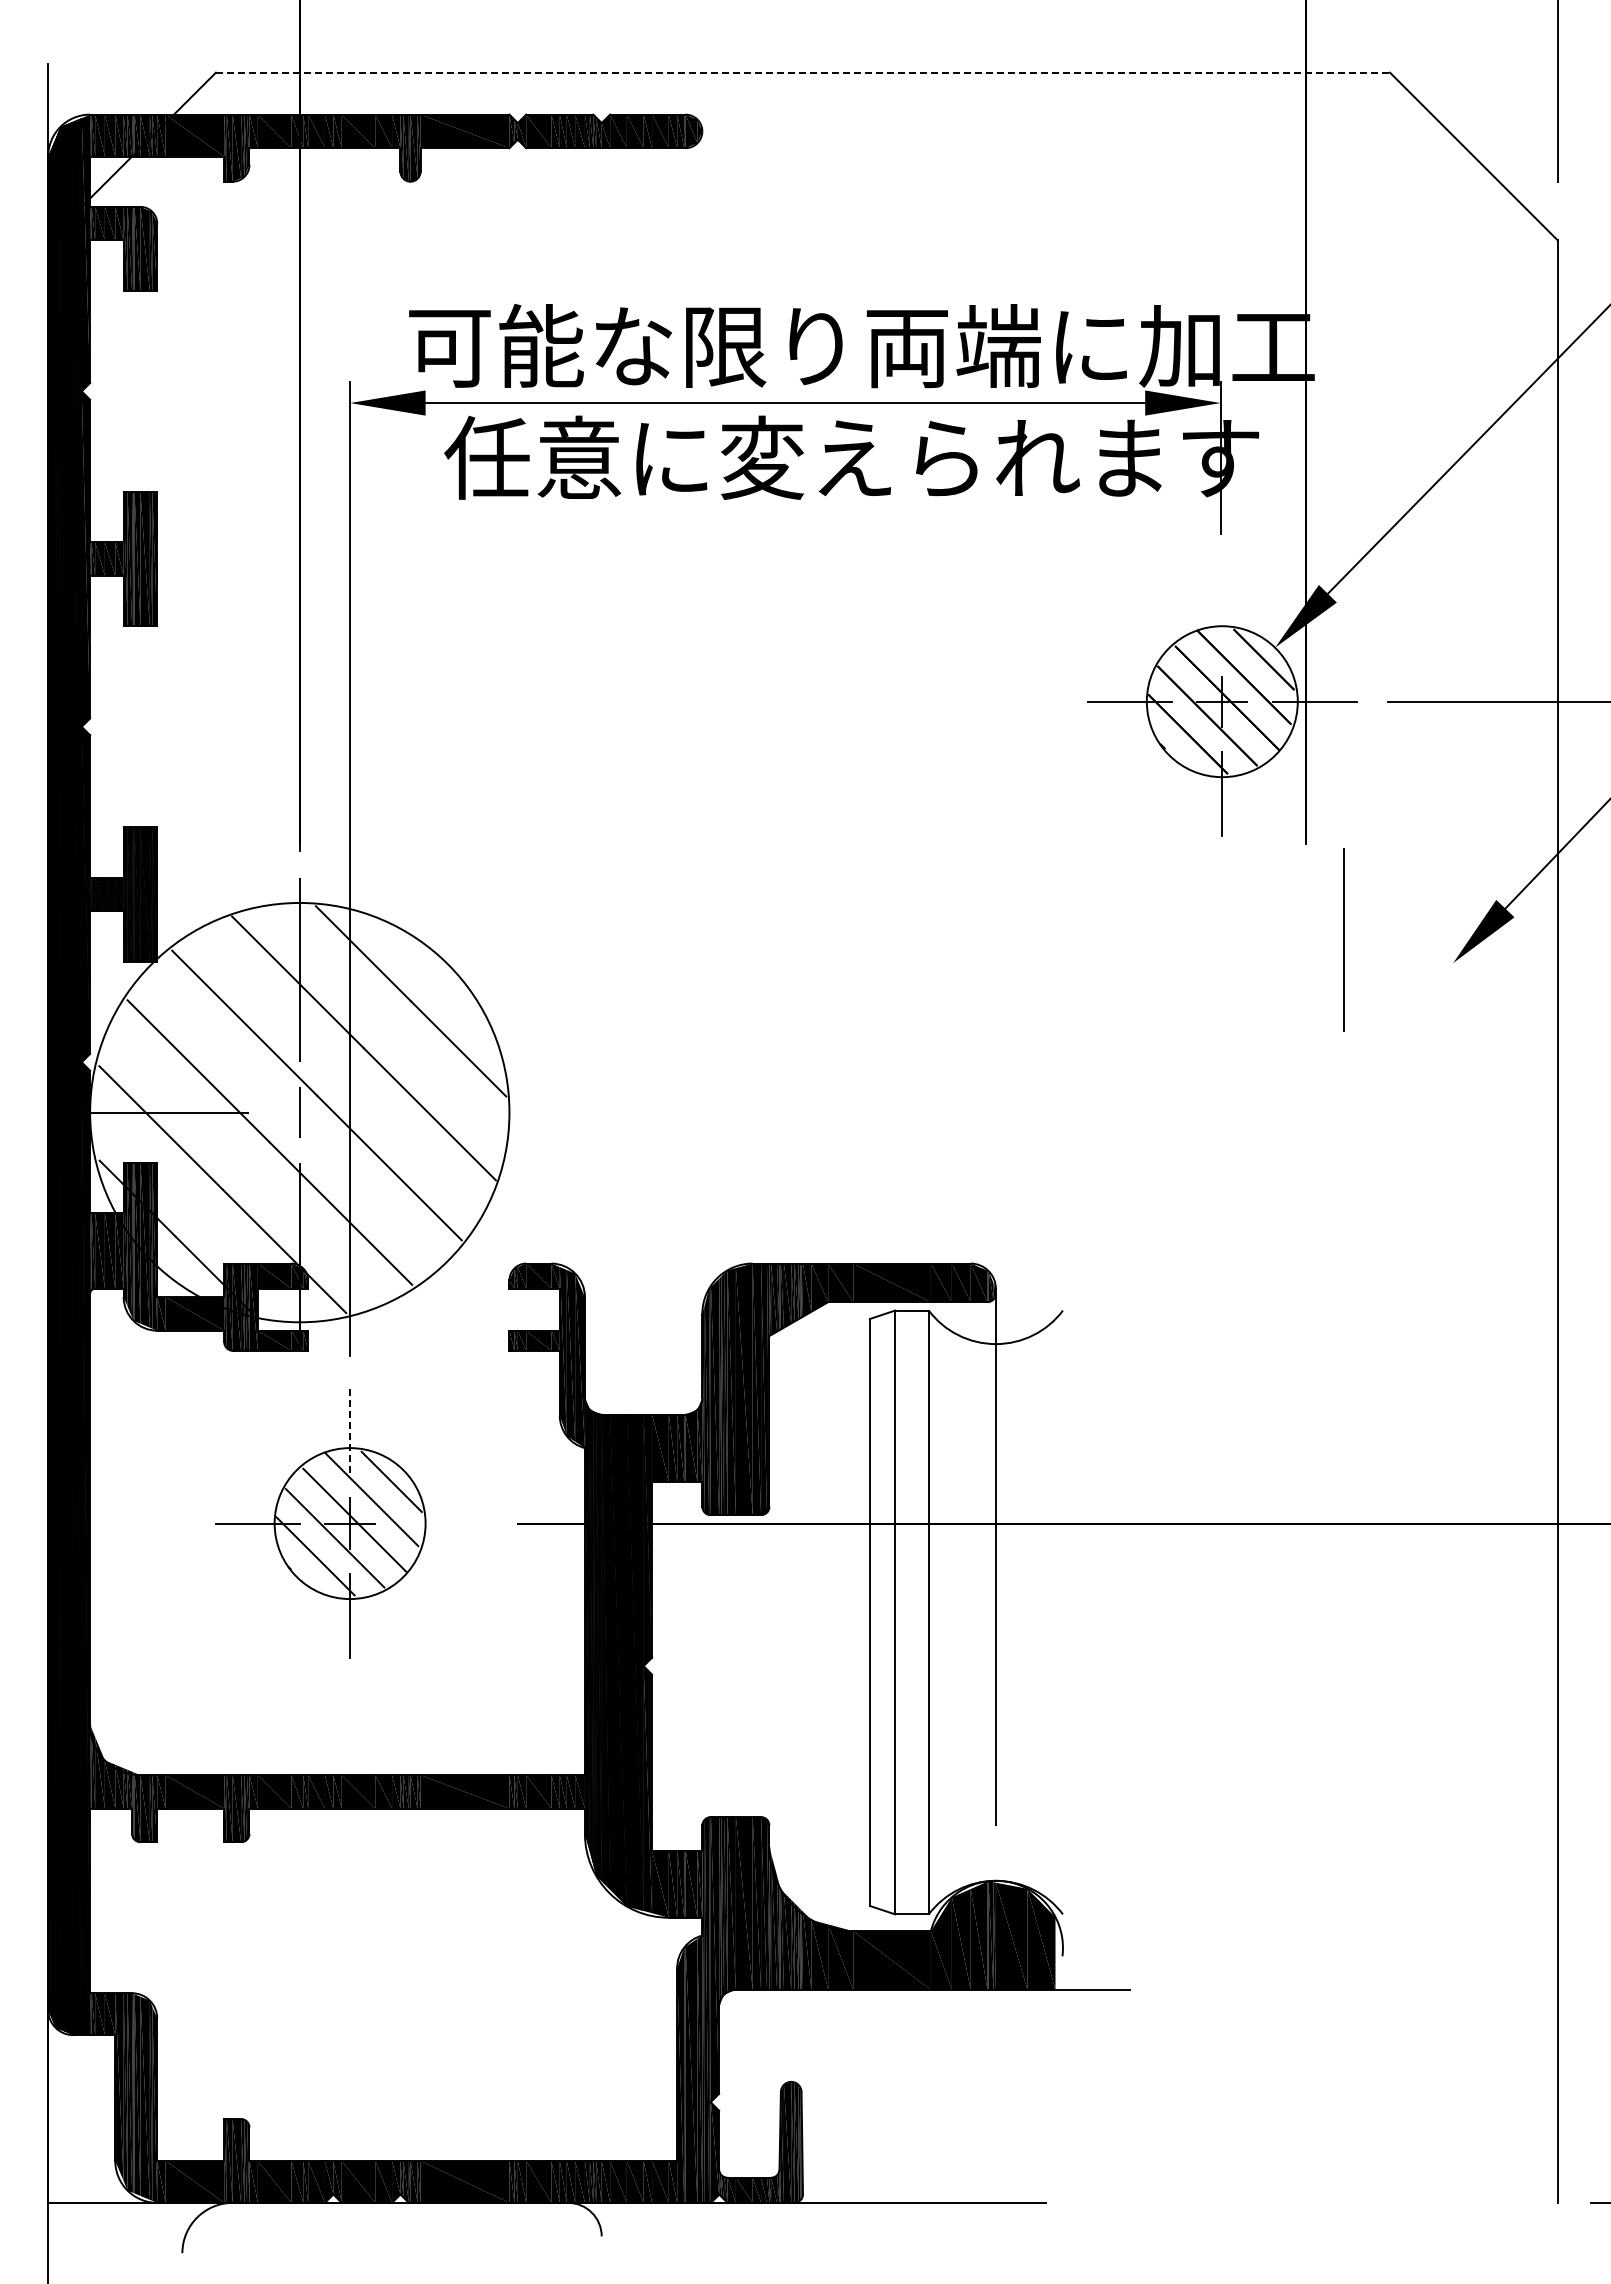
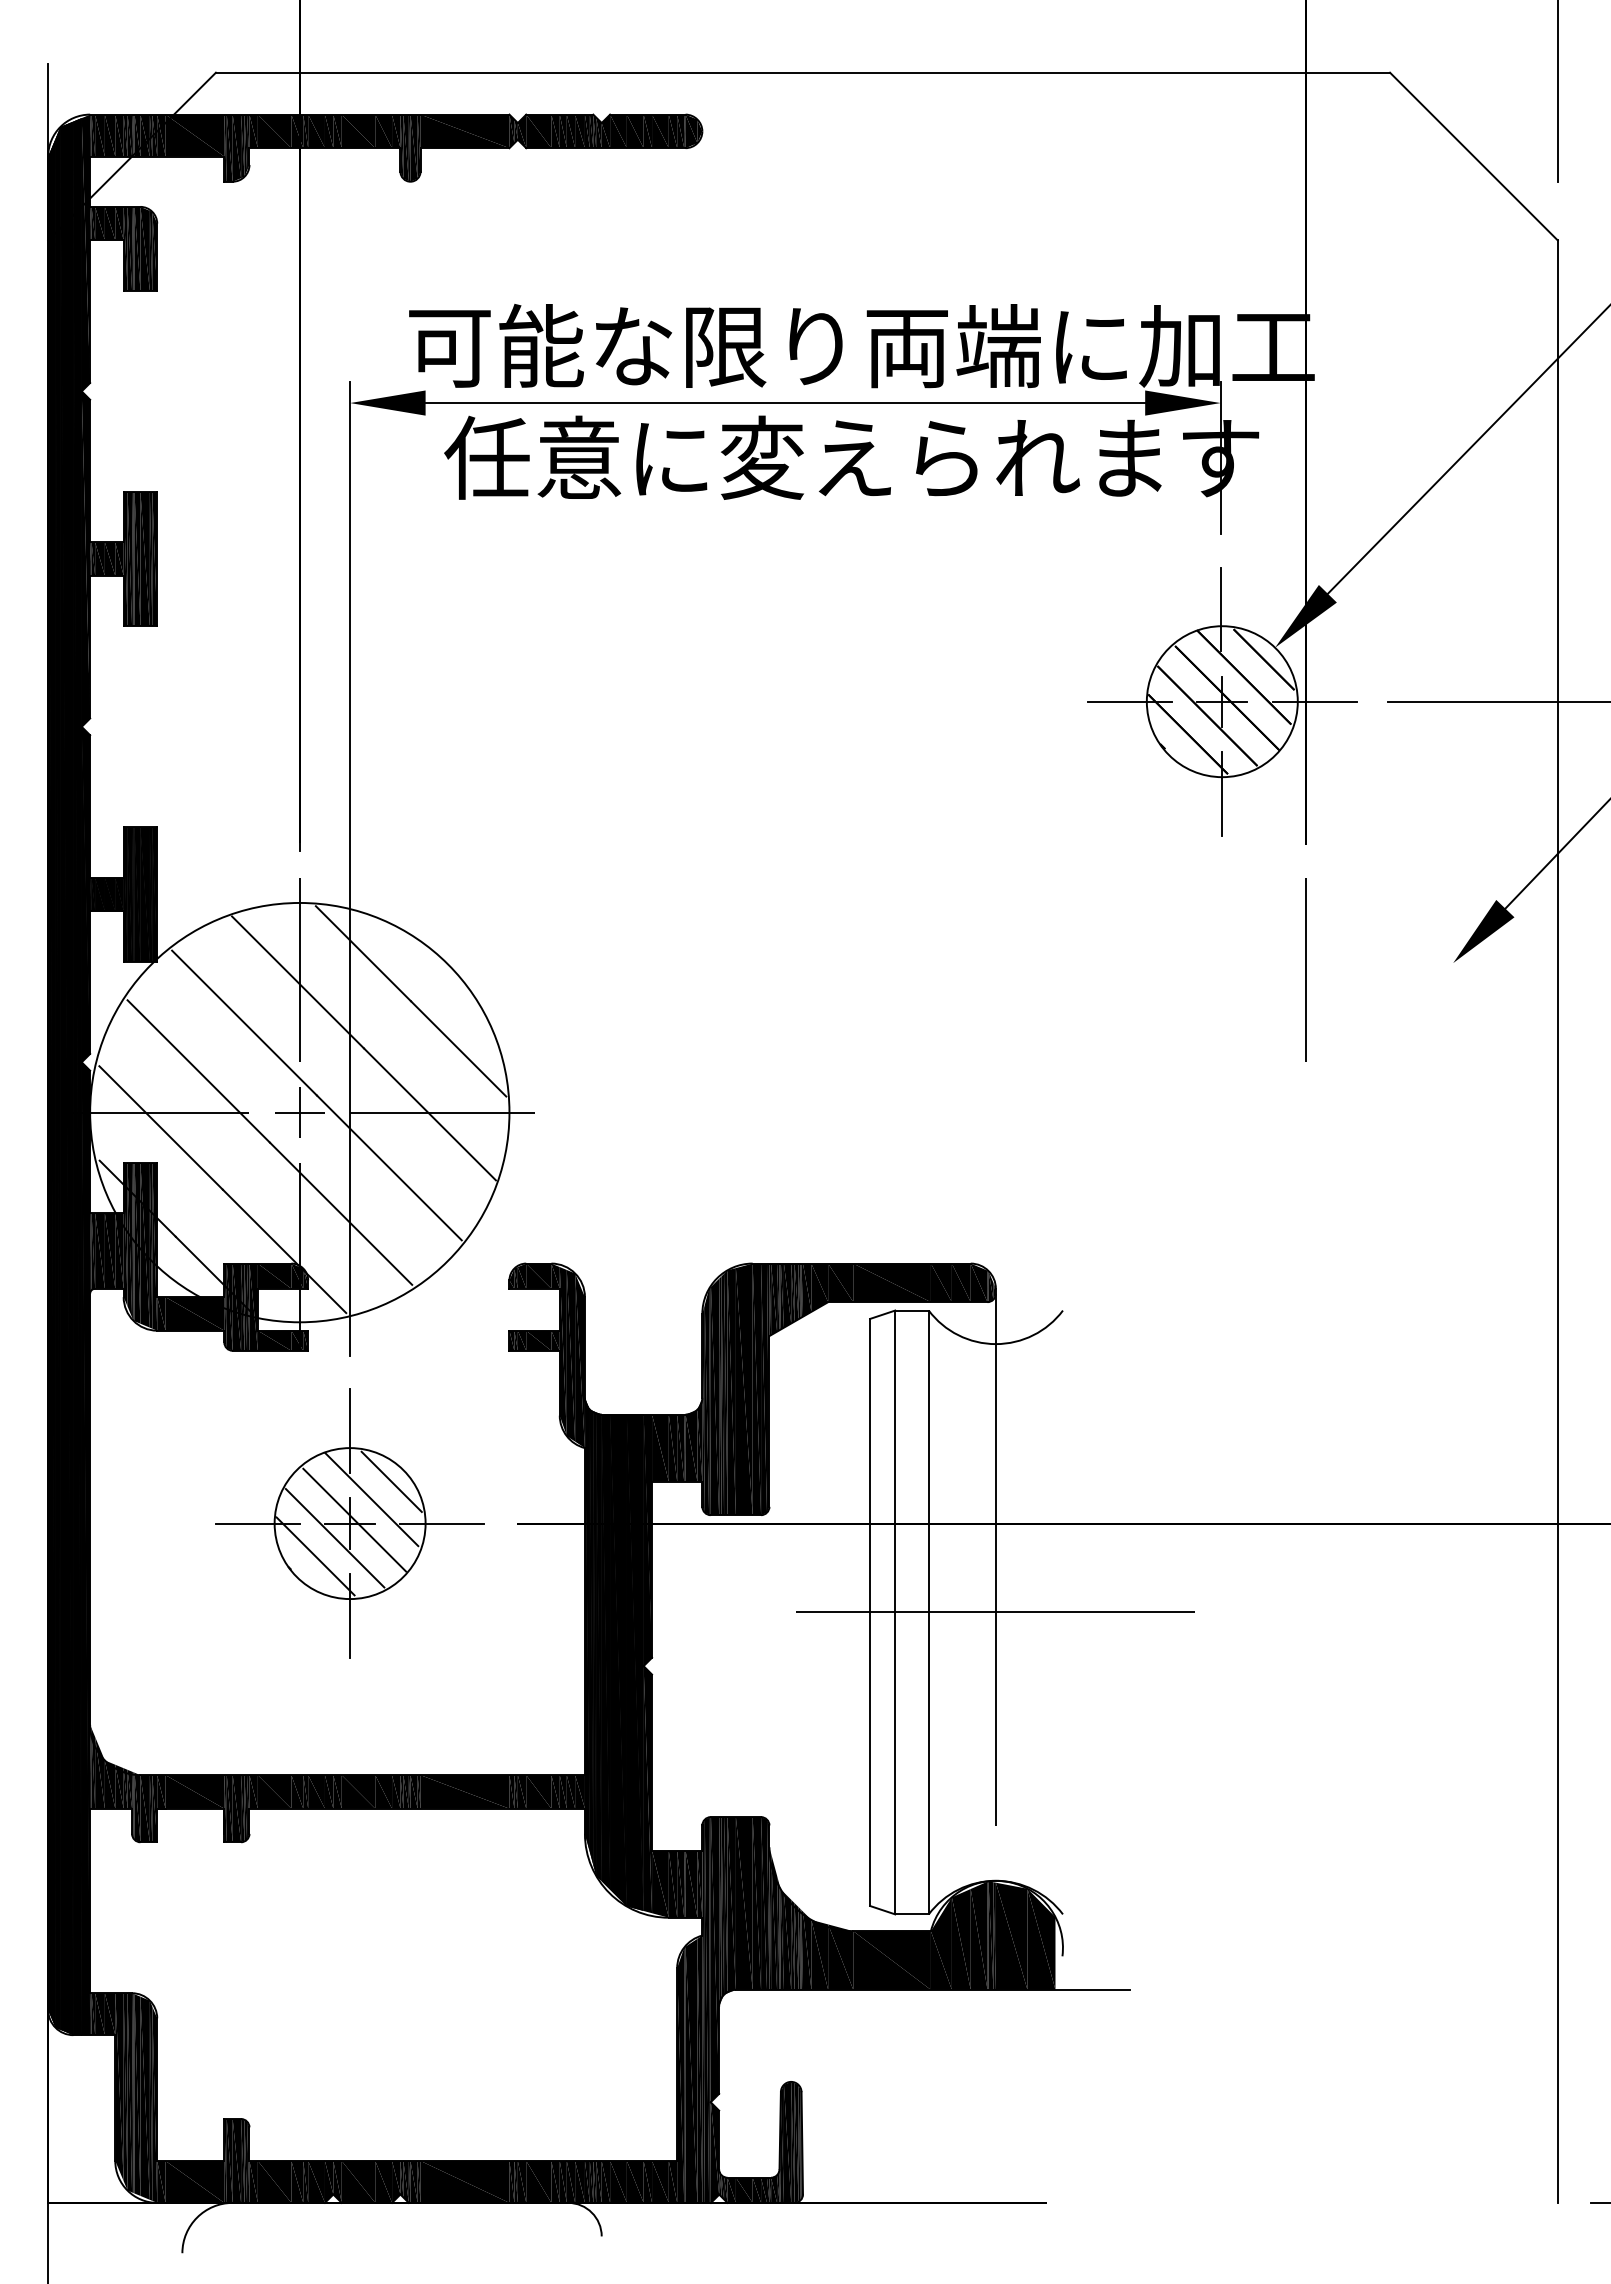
line: dashed -> solid (803, 72)
line: none -> present (1220, 609)
line position: (1343, 939) -> (1305, 969) (1305, 969)
line: none -> present (299, 1112)
line: none -> present (442, 1112)
line: dashed -> solid (350, 1431)
line: none -> present (442, 1523)
line: none -> present (995, 1612)
